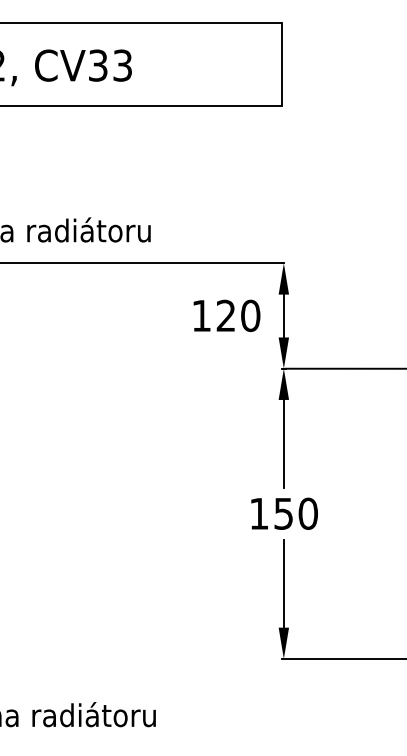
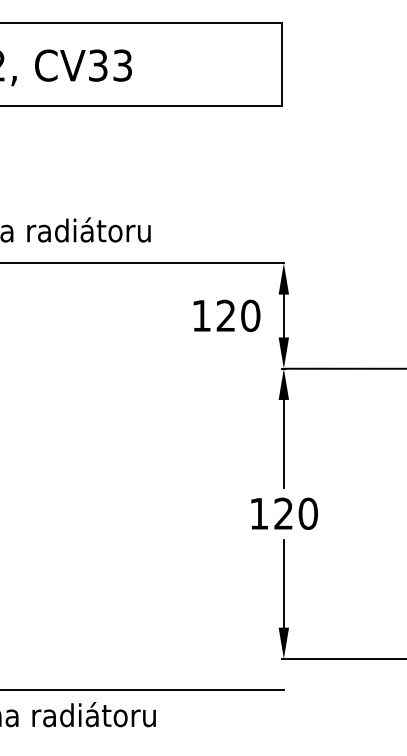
text: 150 -> 120 (283, 513)
line: none -> present (142, 690)
